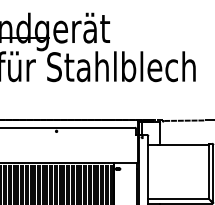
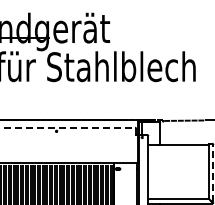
line: solid -> dashed (68, 127)
line: solid -> dashed (213, 173)
